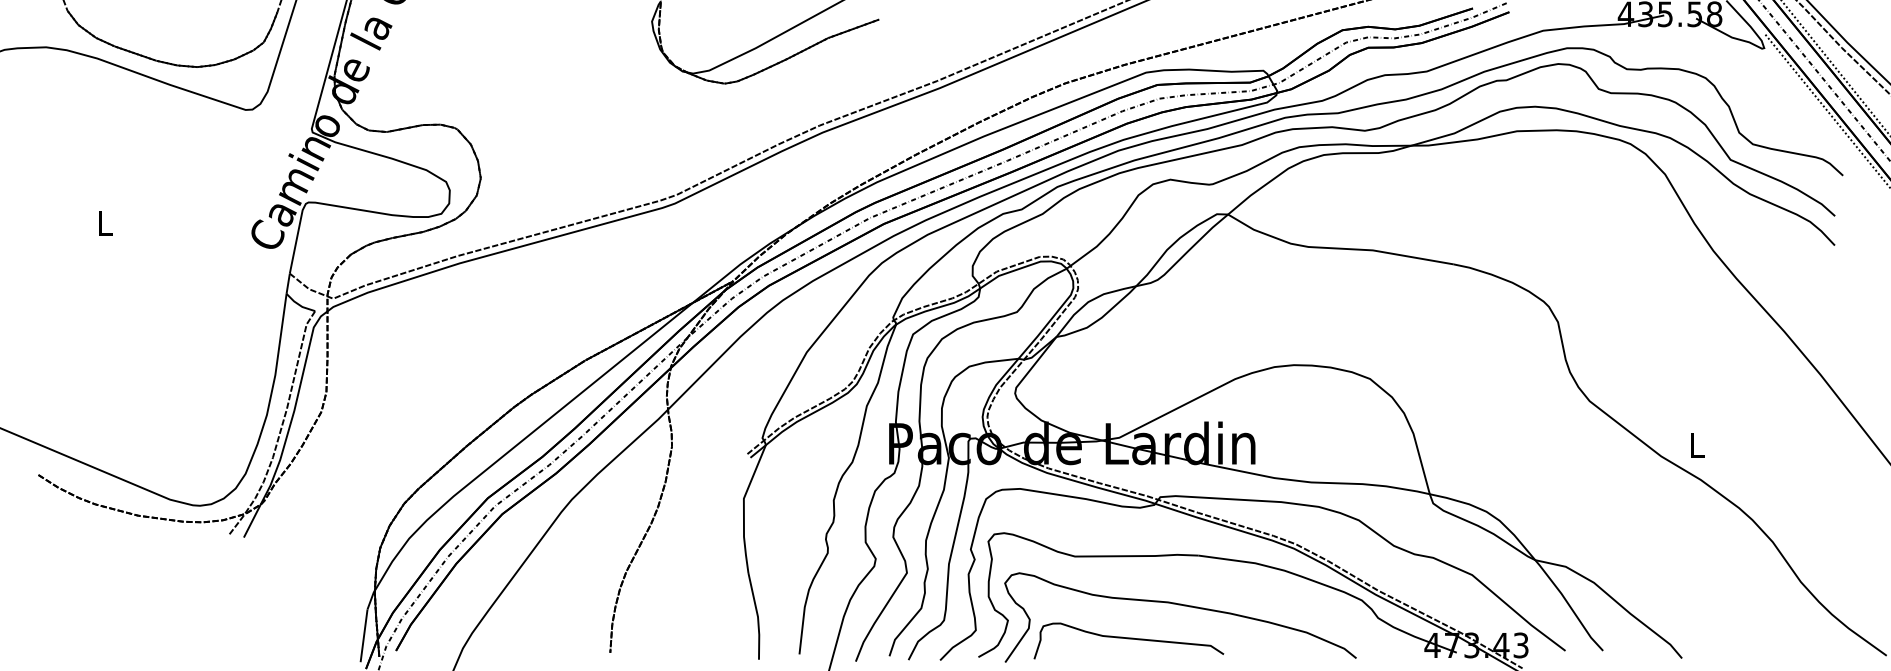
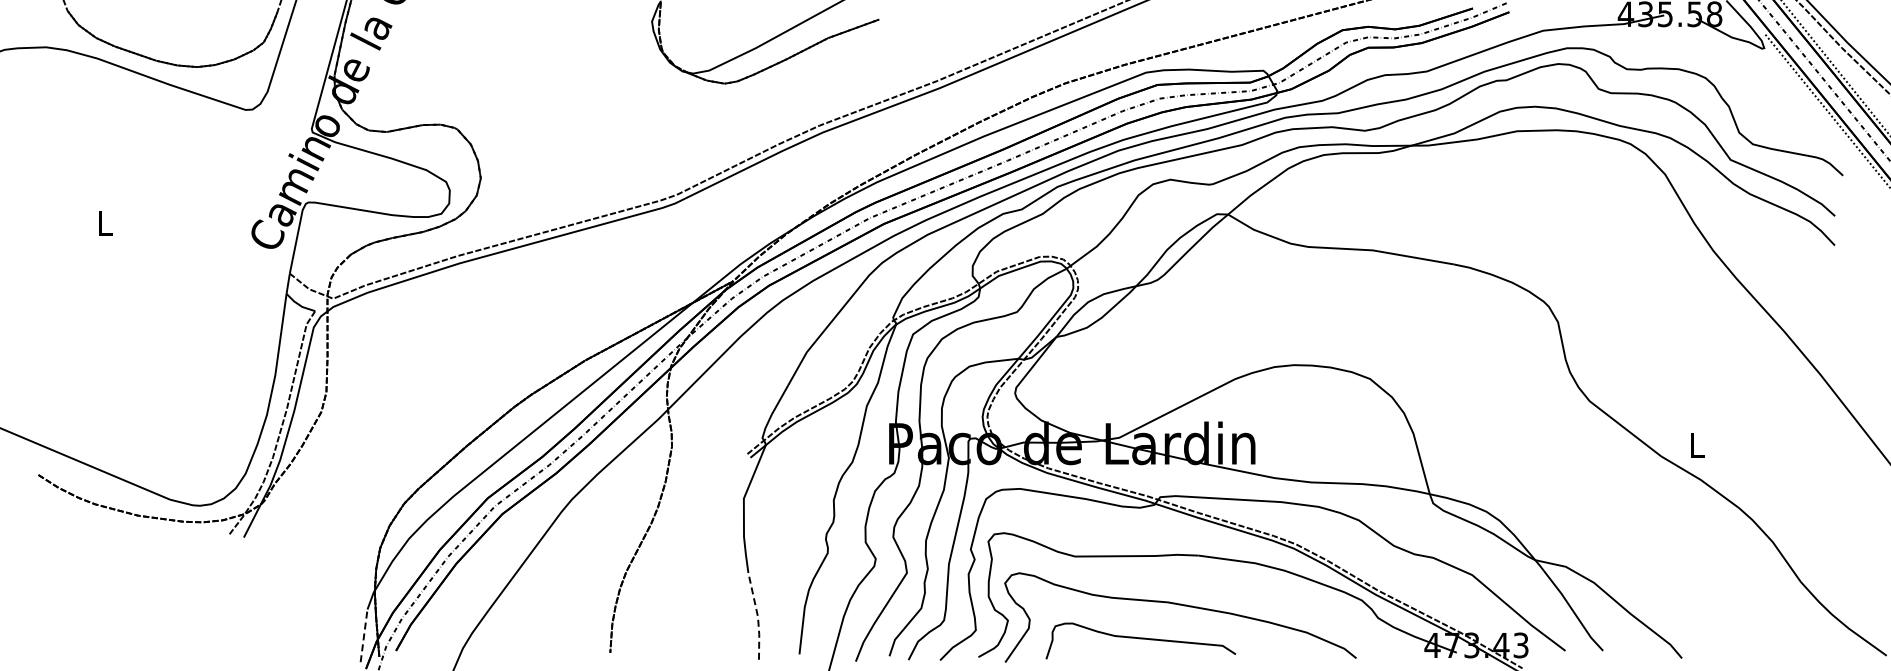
line: solid -> dashed (758, 616)
line: solid -> dashed (364, 635)
curve position: (1128, 639) -> (1140, 639) (1140, 639)
